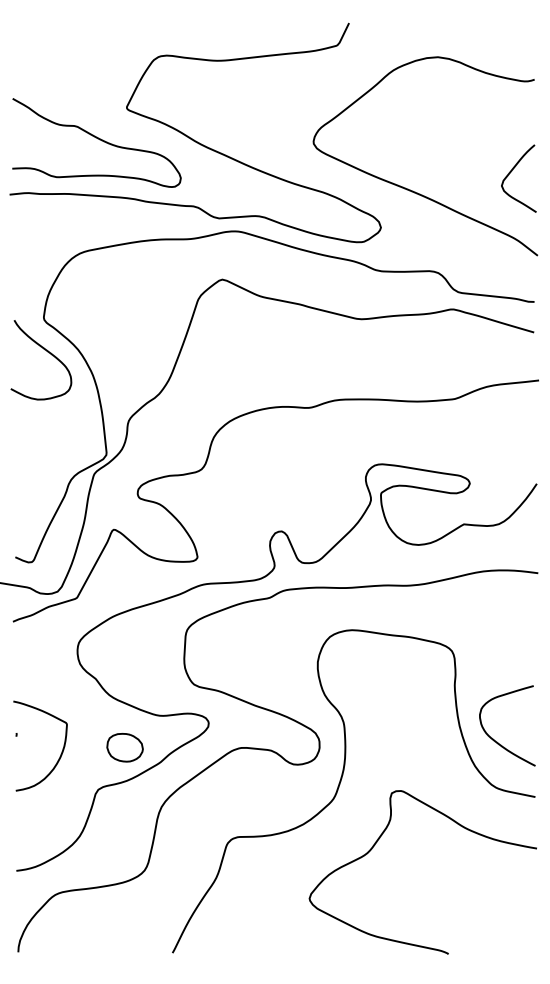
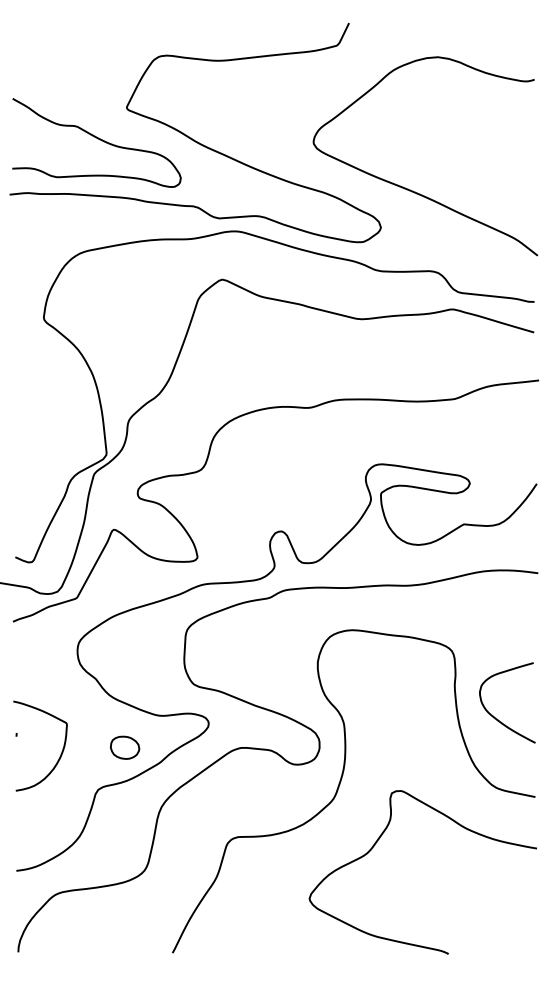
curve: present -> none (512, 171)
curve: present -> none (47, 352)
curve position: (497, 741) -> (497, 718) (497, 718)
part size: 38x30 px -> 32x25 px (124, 747)
